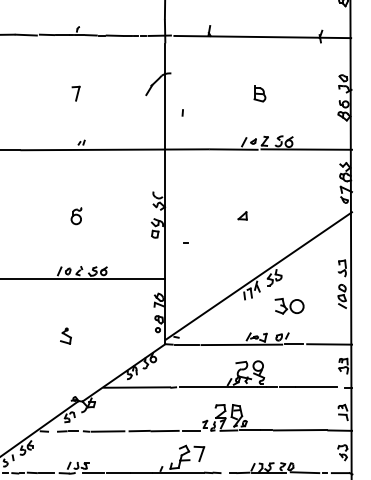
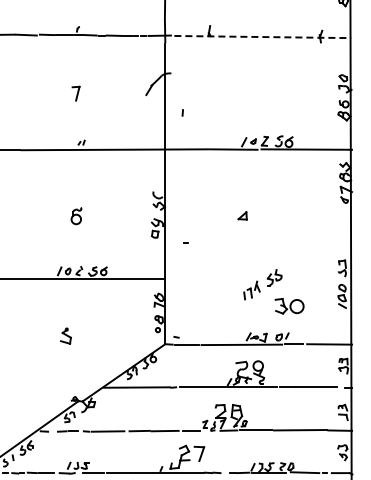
line: solid -> dashed (263, 37)
part: present -> none (259, 93)
line: present -> none (259, 275)
